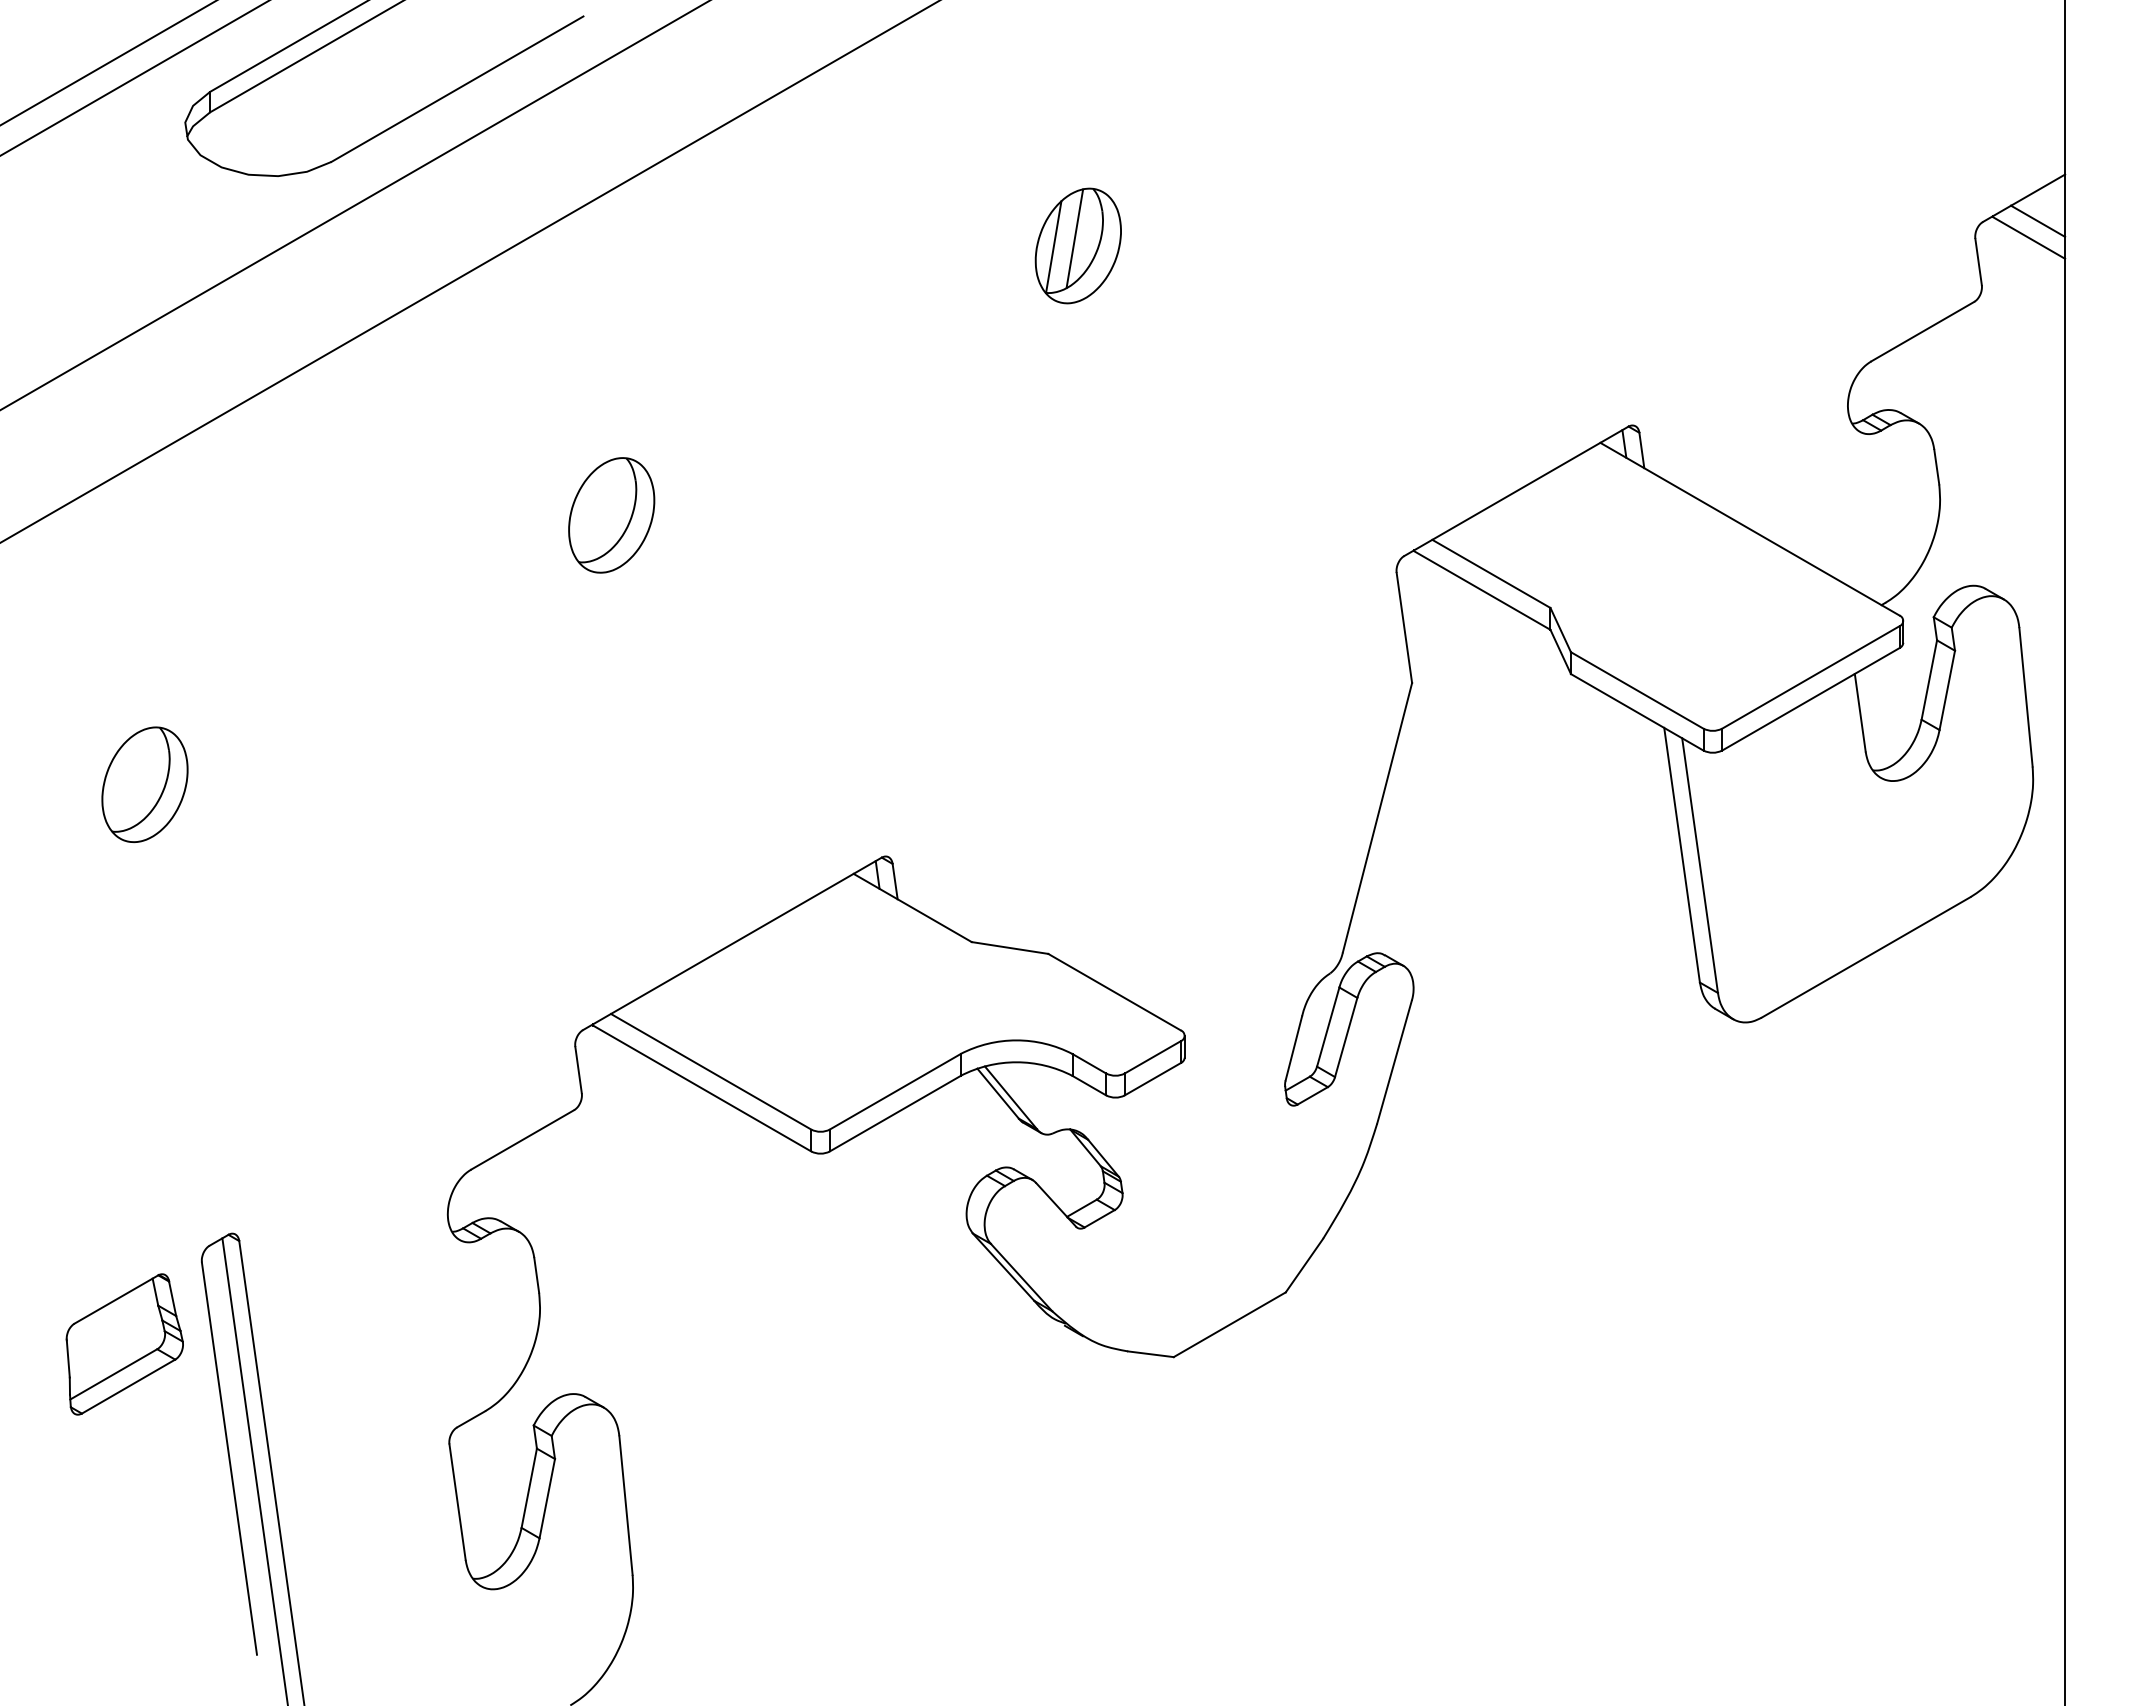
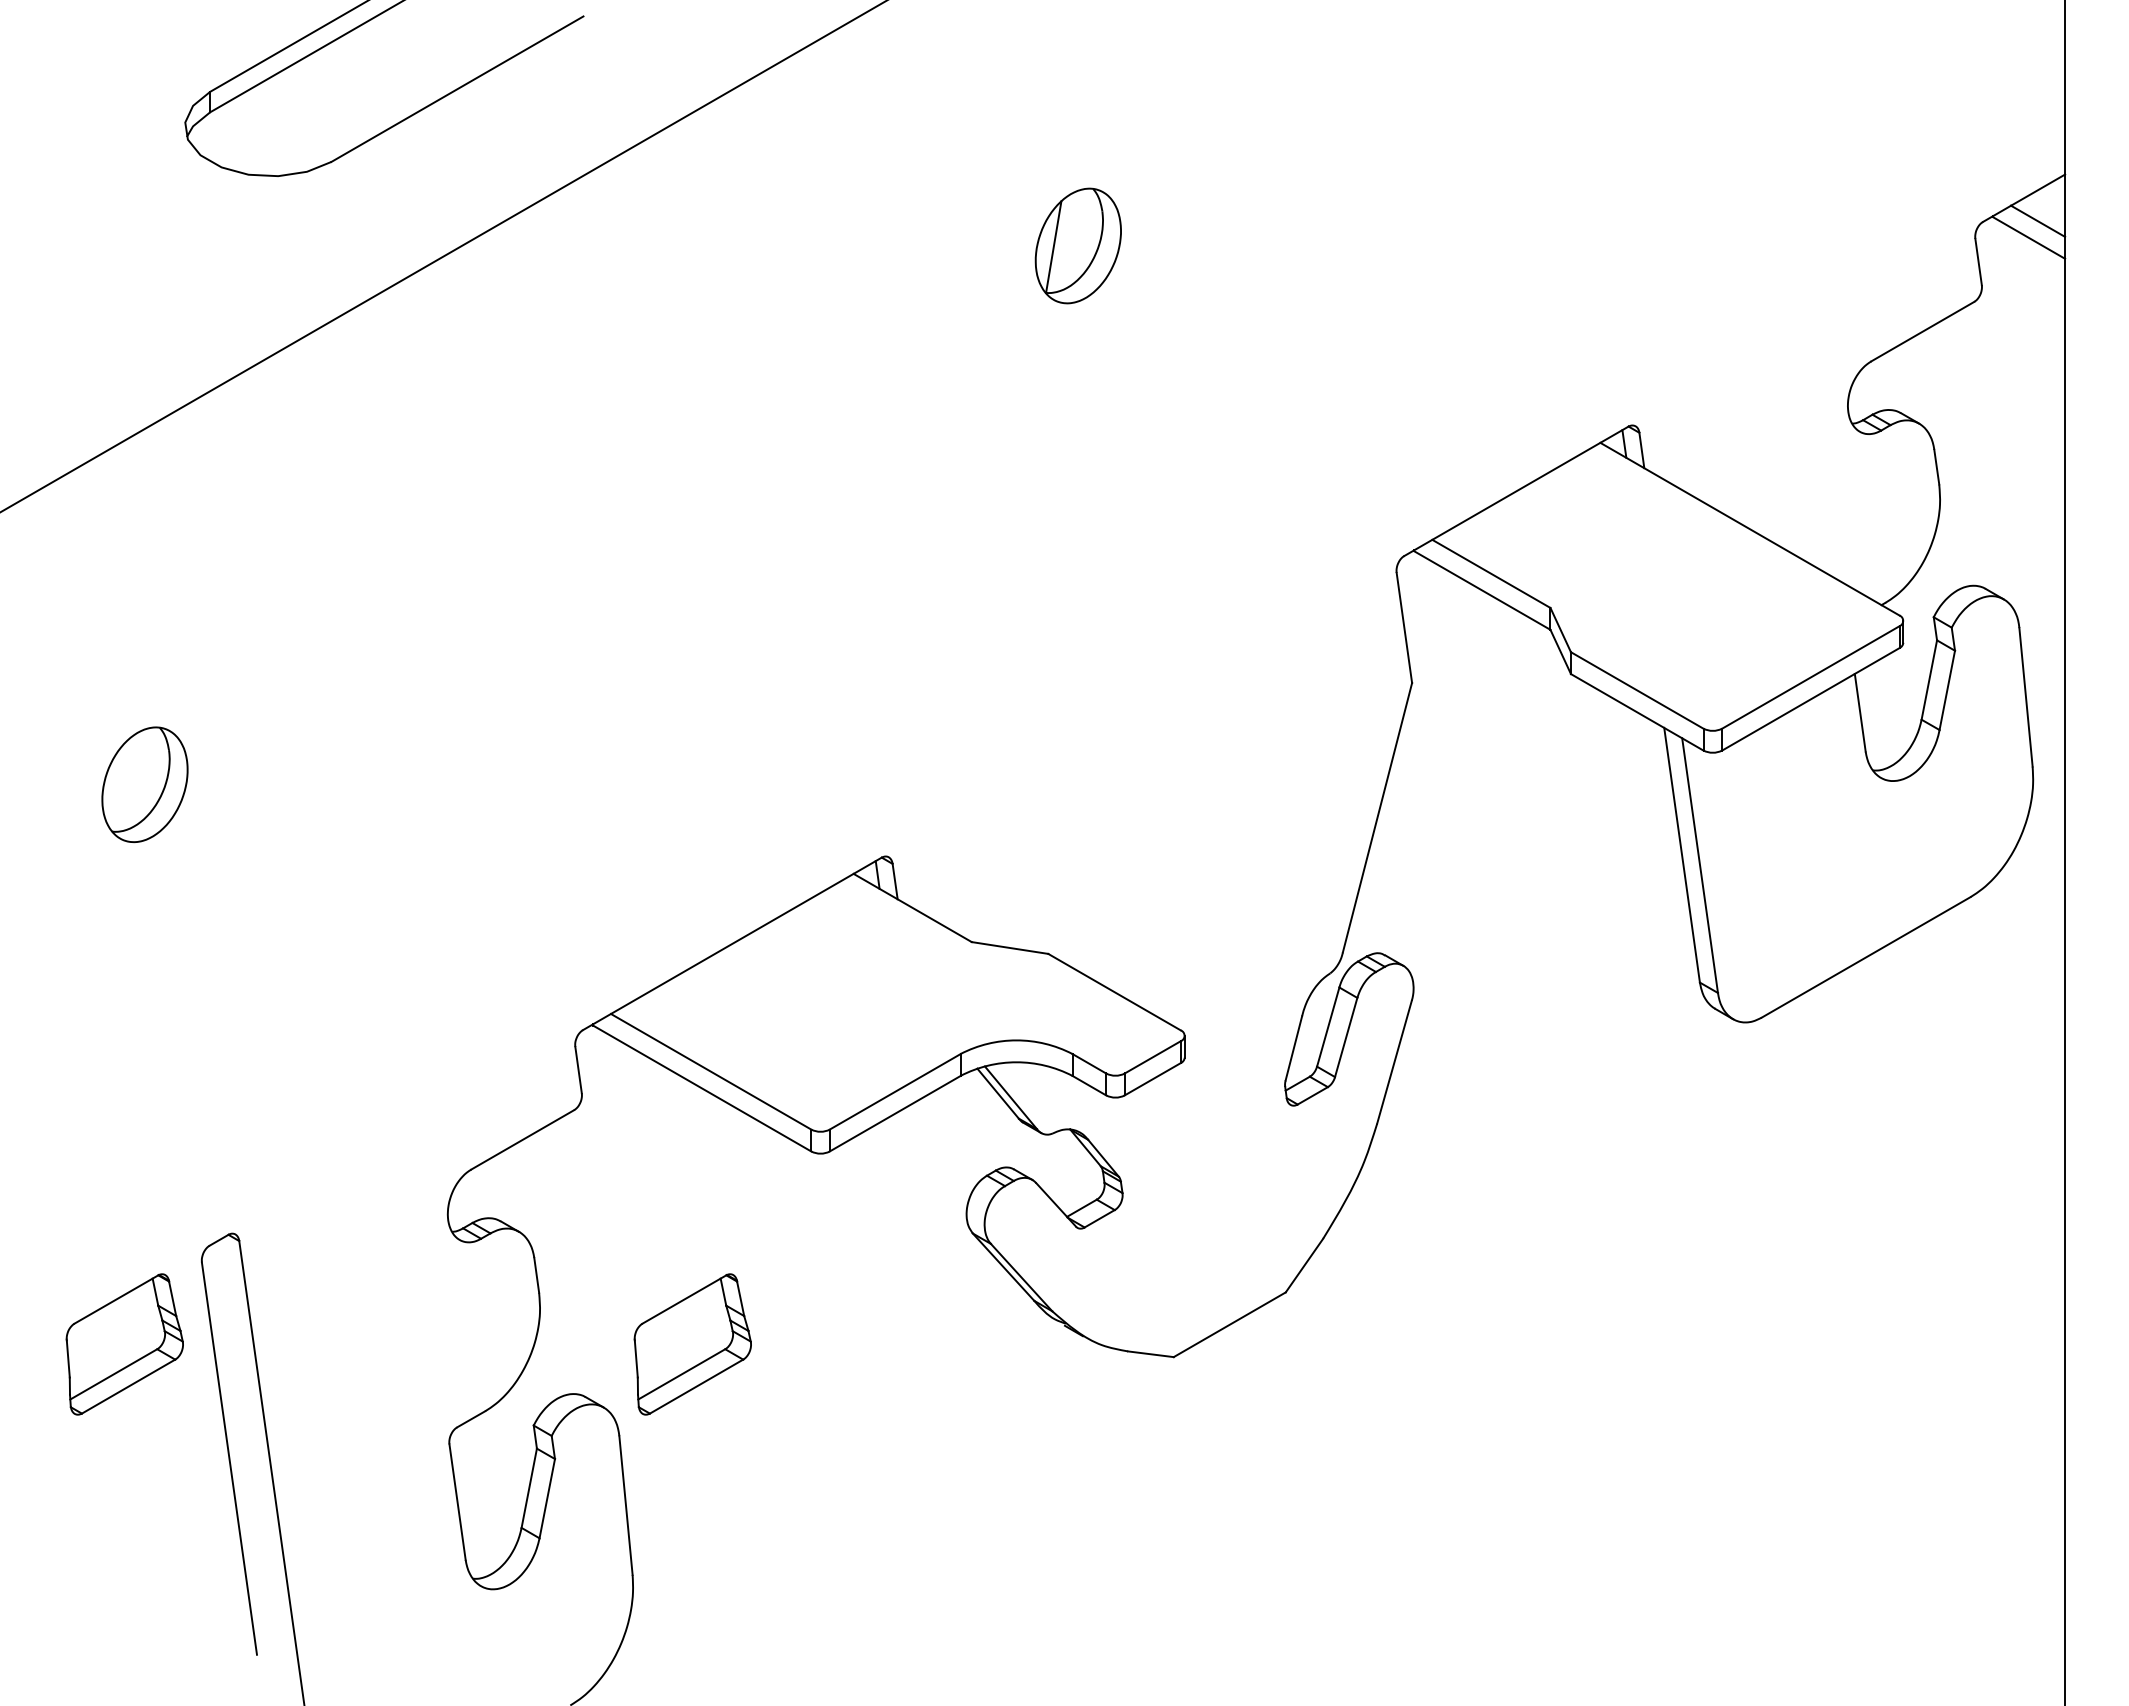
line: present -> none (107, 63)
line: present -> none (134, 78)
line: present -> none (354, 205)
line: present -> none (1074, 238)
line position: (469, 271) -> (443, 256) (443, 256)
part: present -> none (611, 515)
part: none -> present (692, 1344)
line: present -> none (254, 1470)
